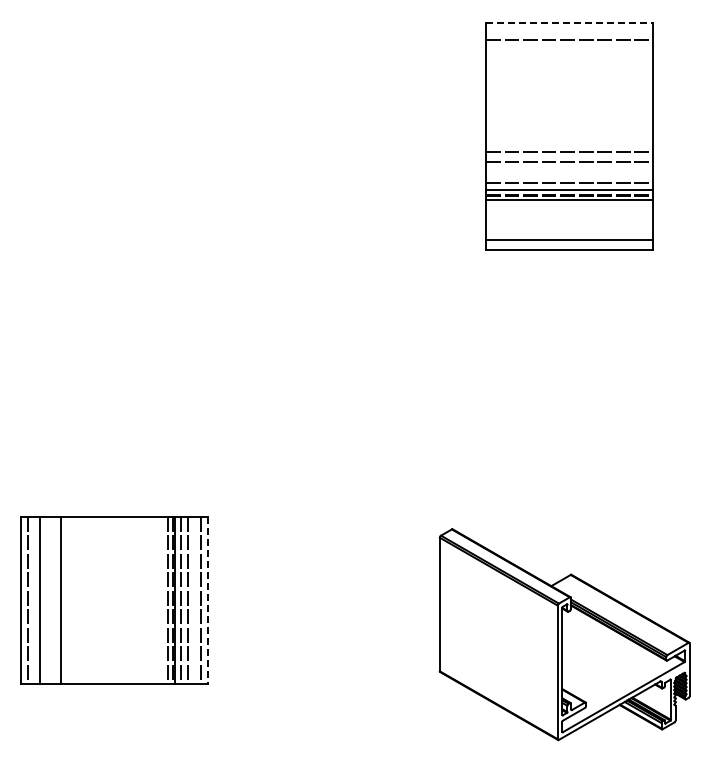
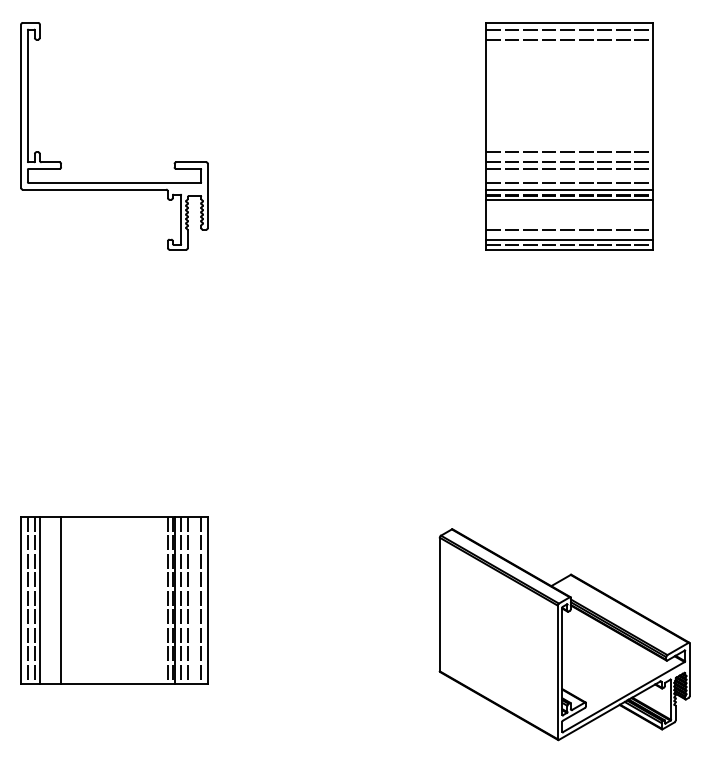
line: dashed -> solid (569, 22)
line: none -> present (569, 29)
line: none -> present (569, 168)
part: none -> present (114, 182)
line: none -> present (569, 229)
line: none -> present (569, 244)
line: none -> present (34, 599)
line: dashed -> solid (207, 600)
